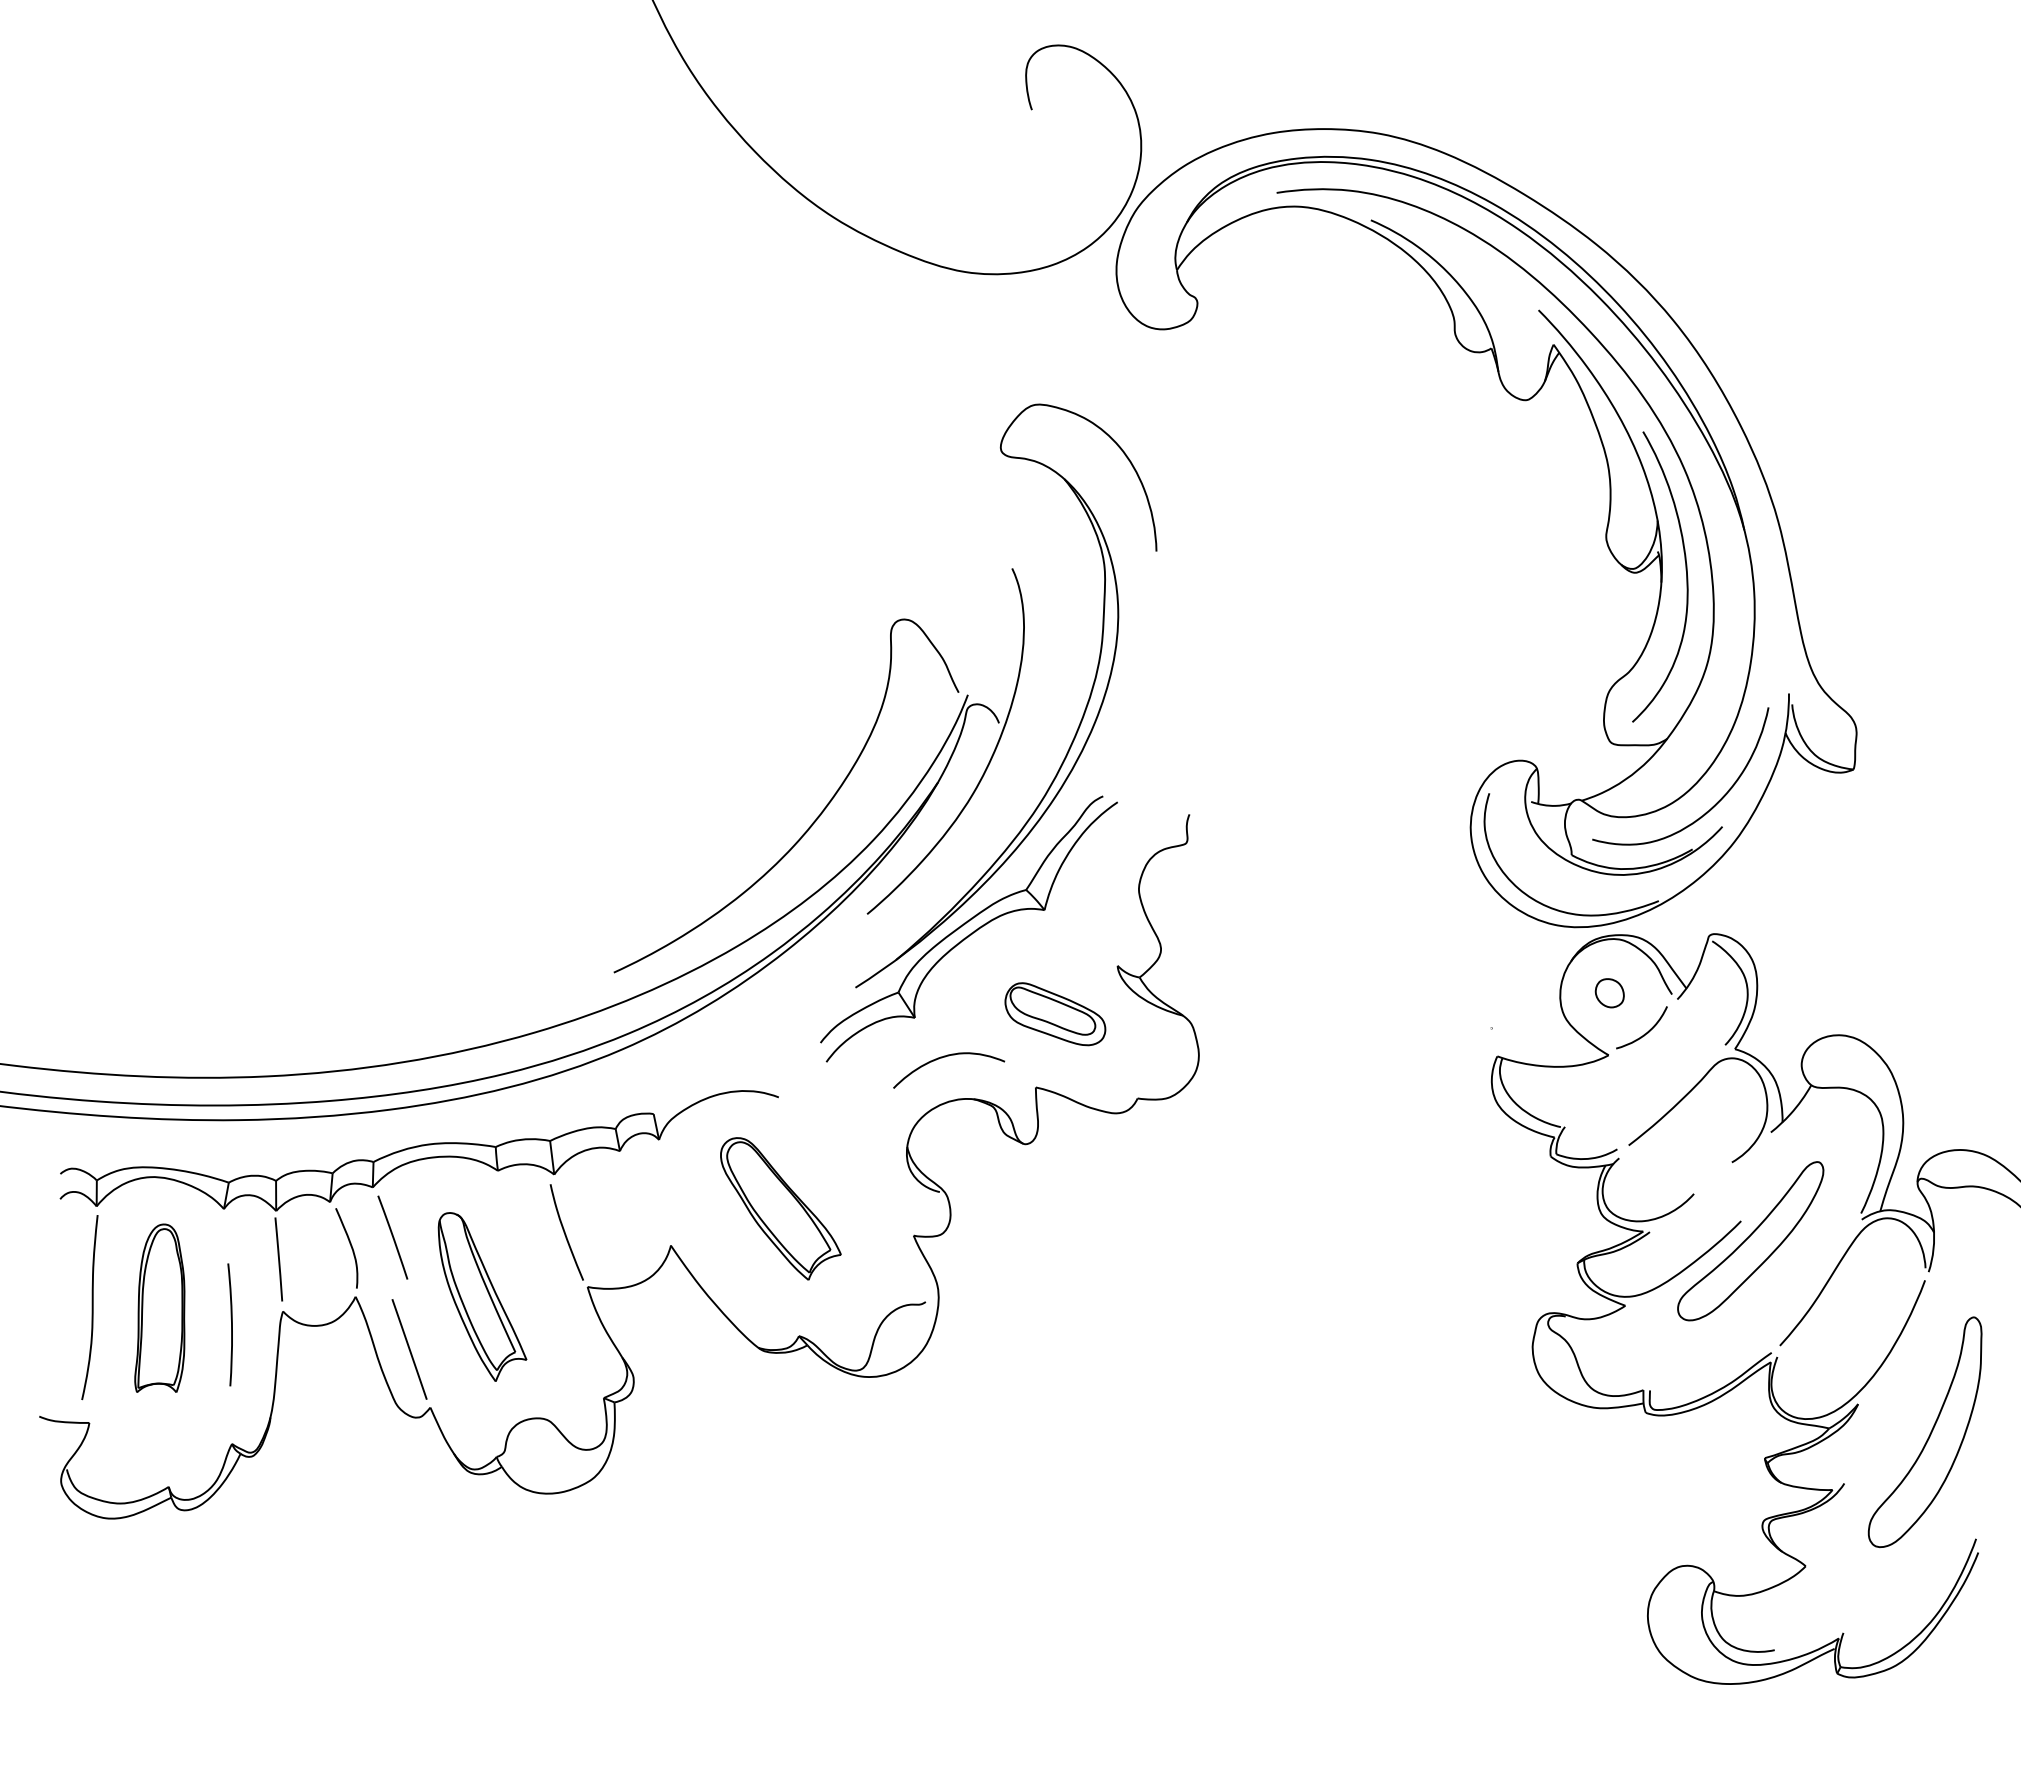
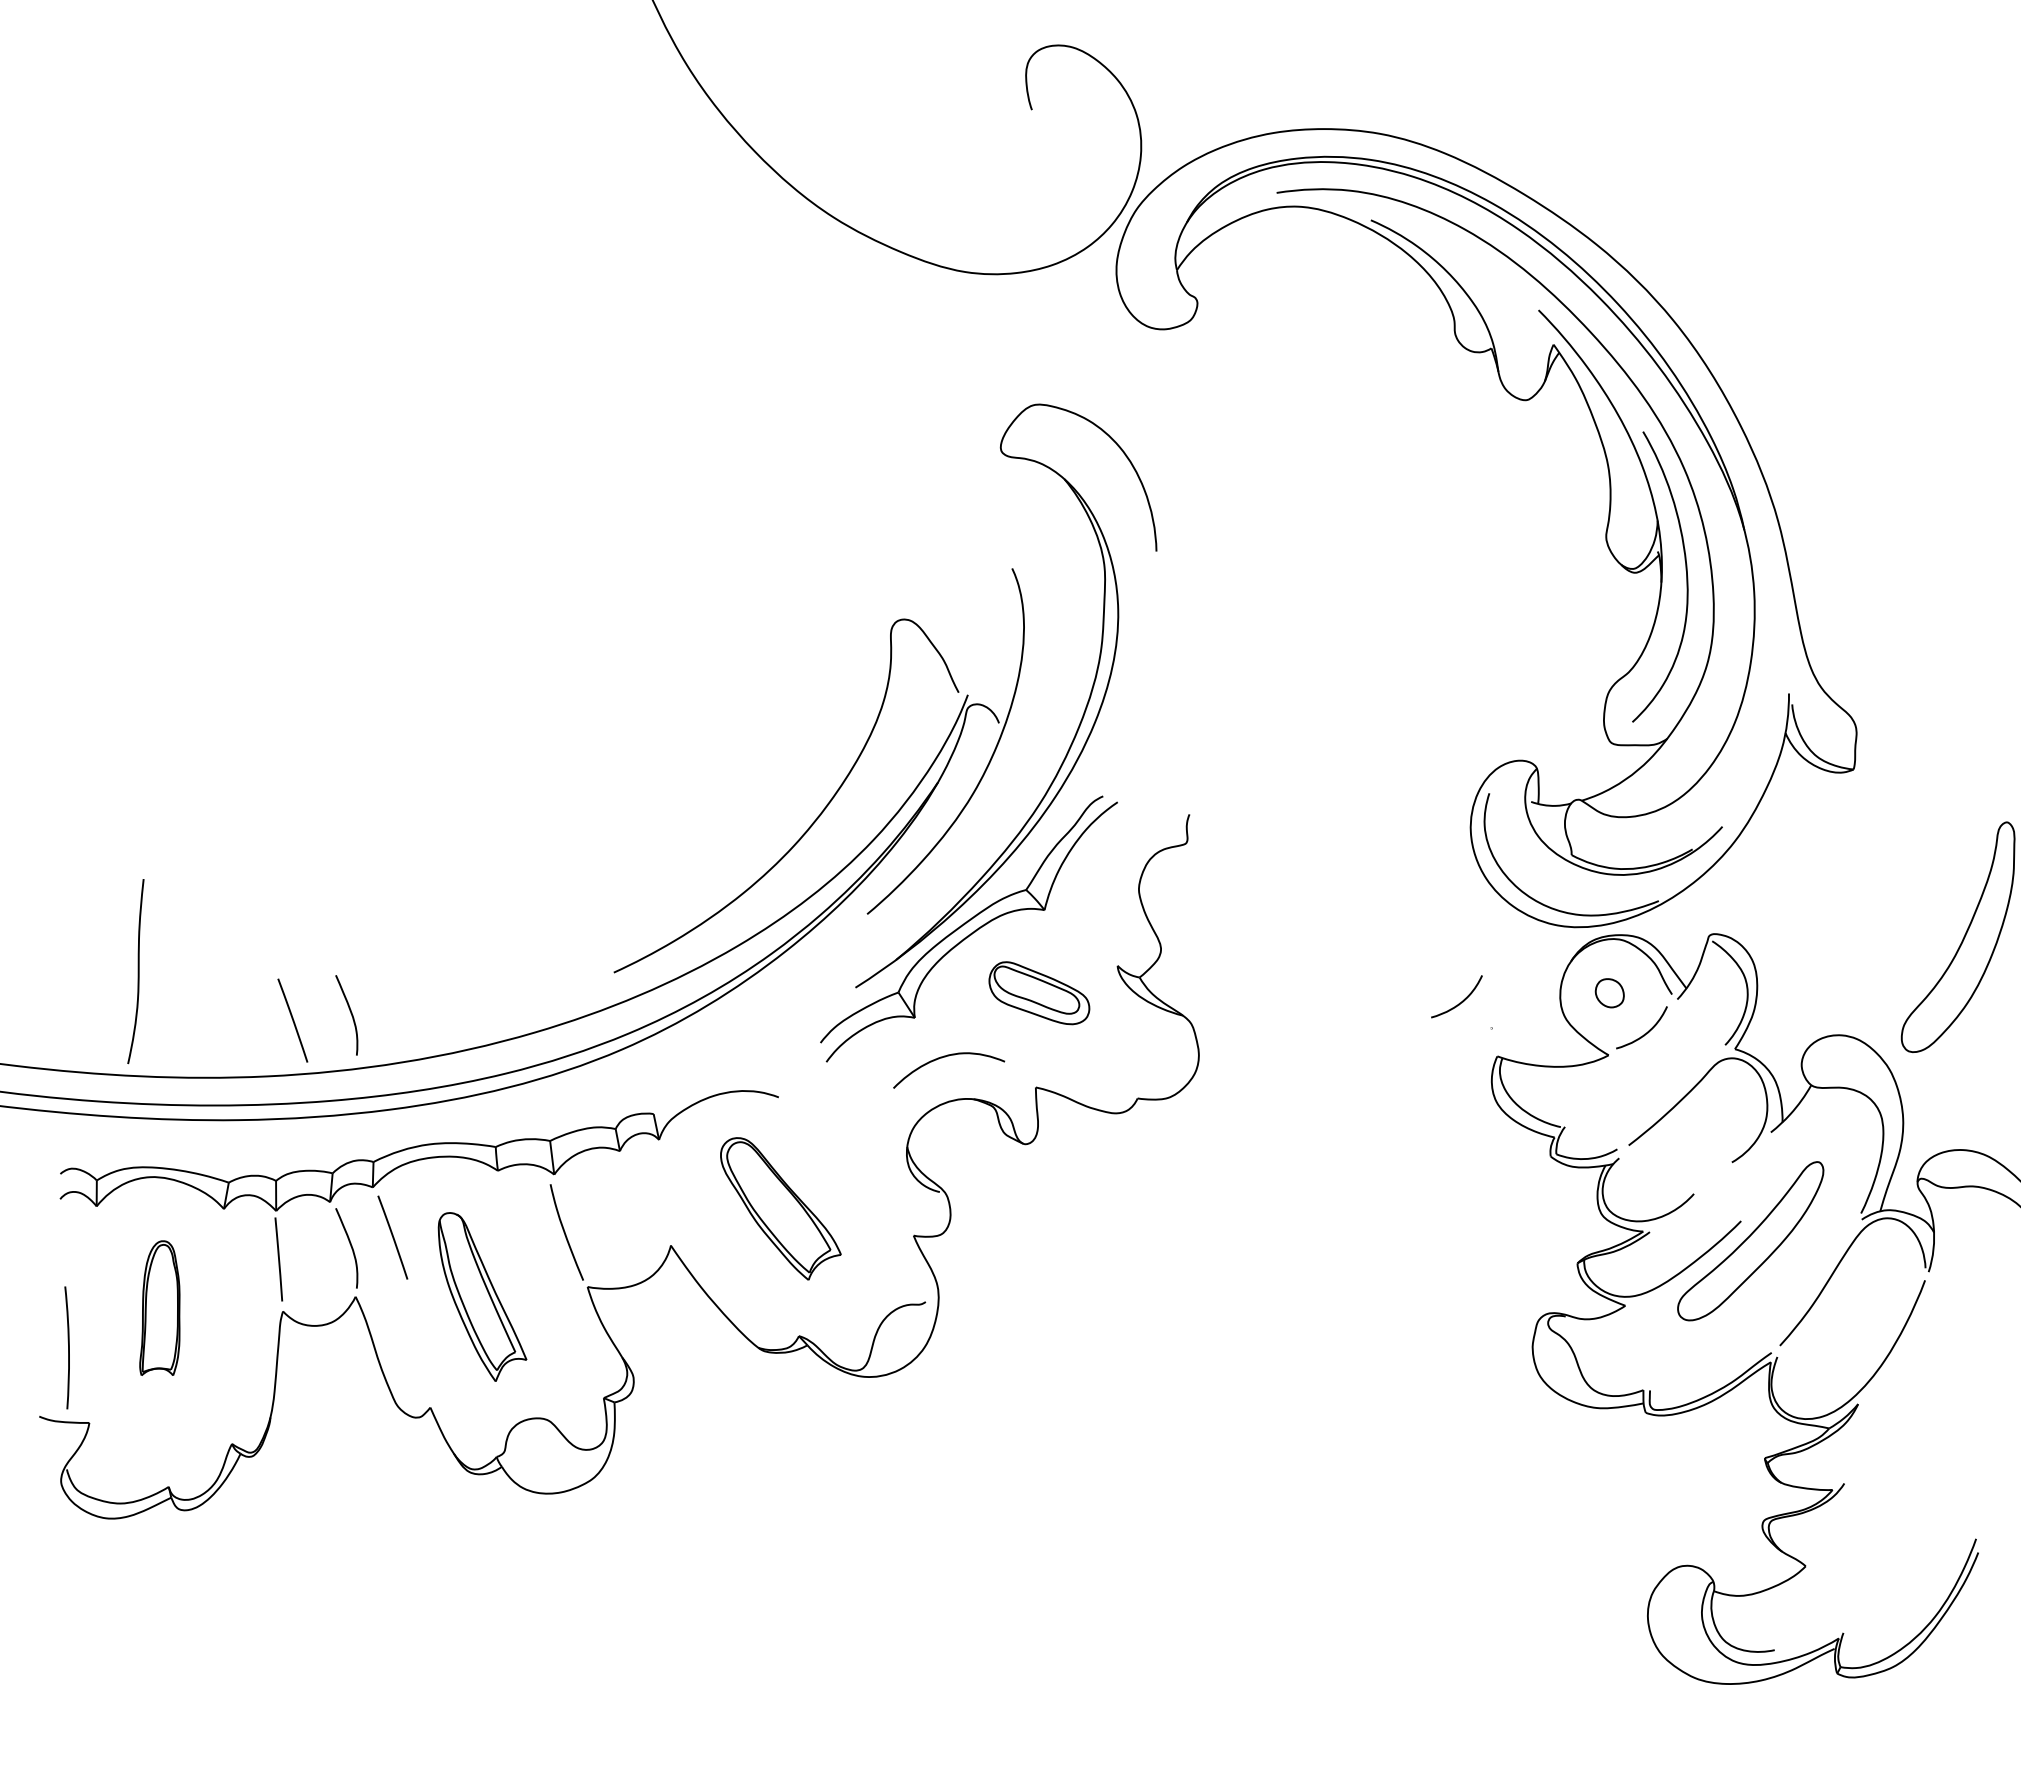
curve: present -> none (1706, 811)
curve: none -> present (1459, 1002)
curve: none -> present (350, 1013)
part position: (1055, 1014) -> (1039, 993) (1039, 993)
line: none -> present (292, 1020)
curve position: (91, 1307) -> (137, 971) (137, 971)
part size: 52x170 px -> 42x136 px (159, 1307)
curve position: (231, 1324) -> (68, 1347) (68, 1347)
line: present -> none (409, 1349)
part position: (1924, 1432) -> (1957, 937) (1957, 937)
